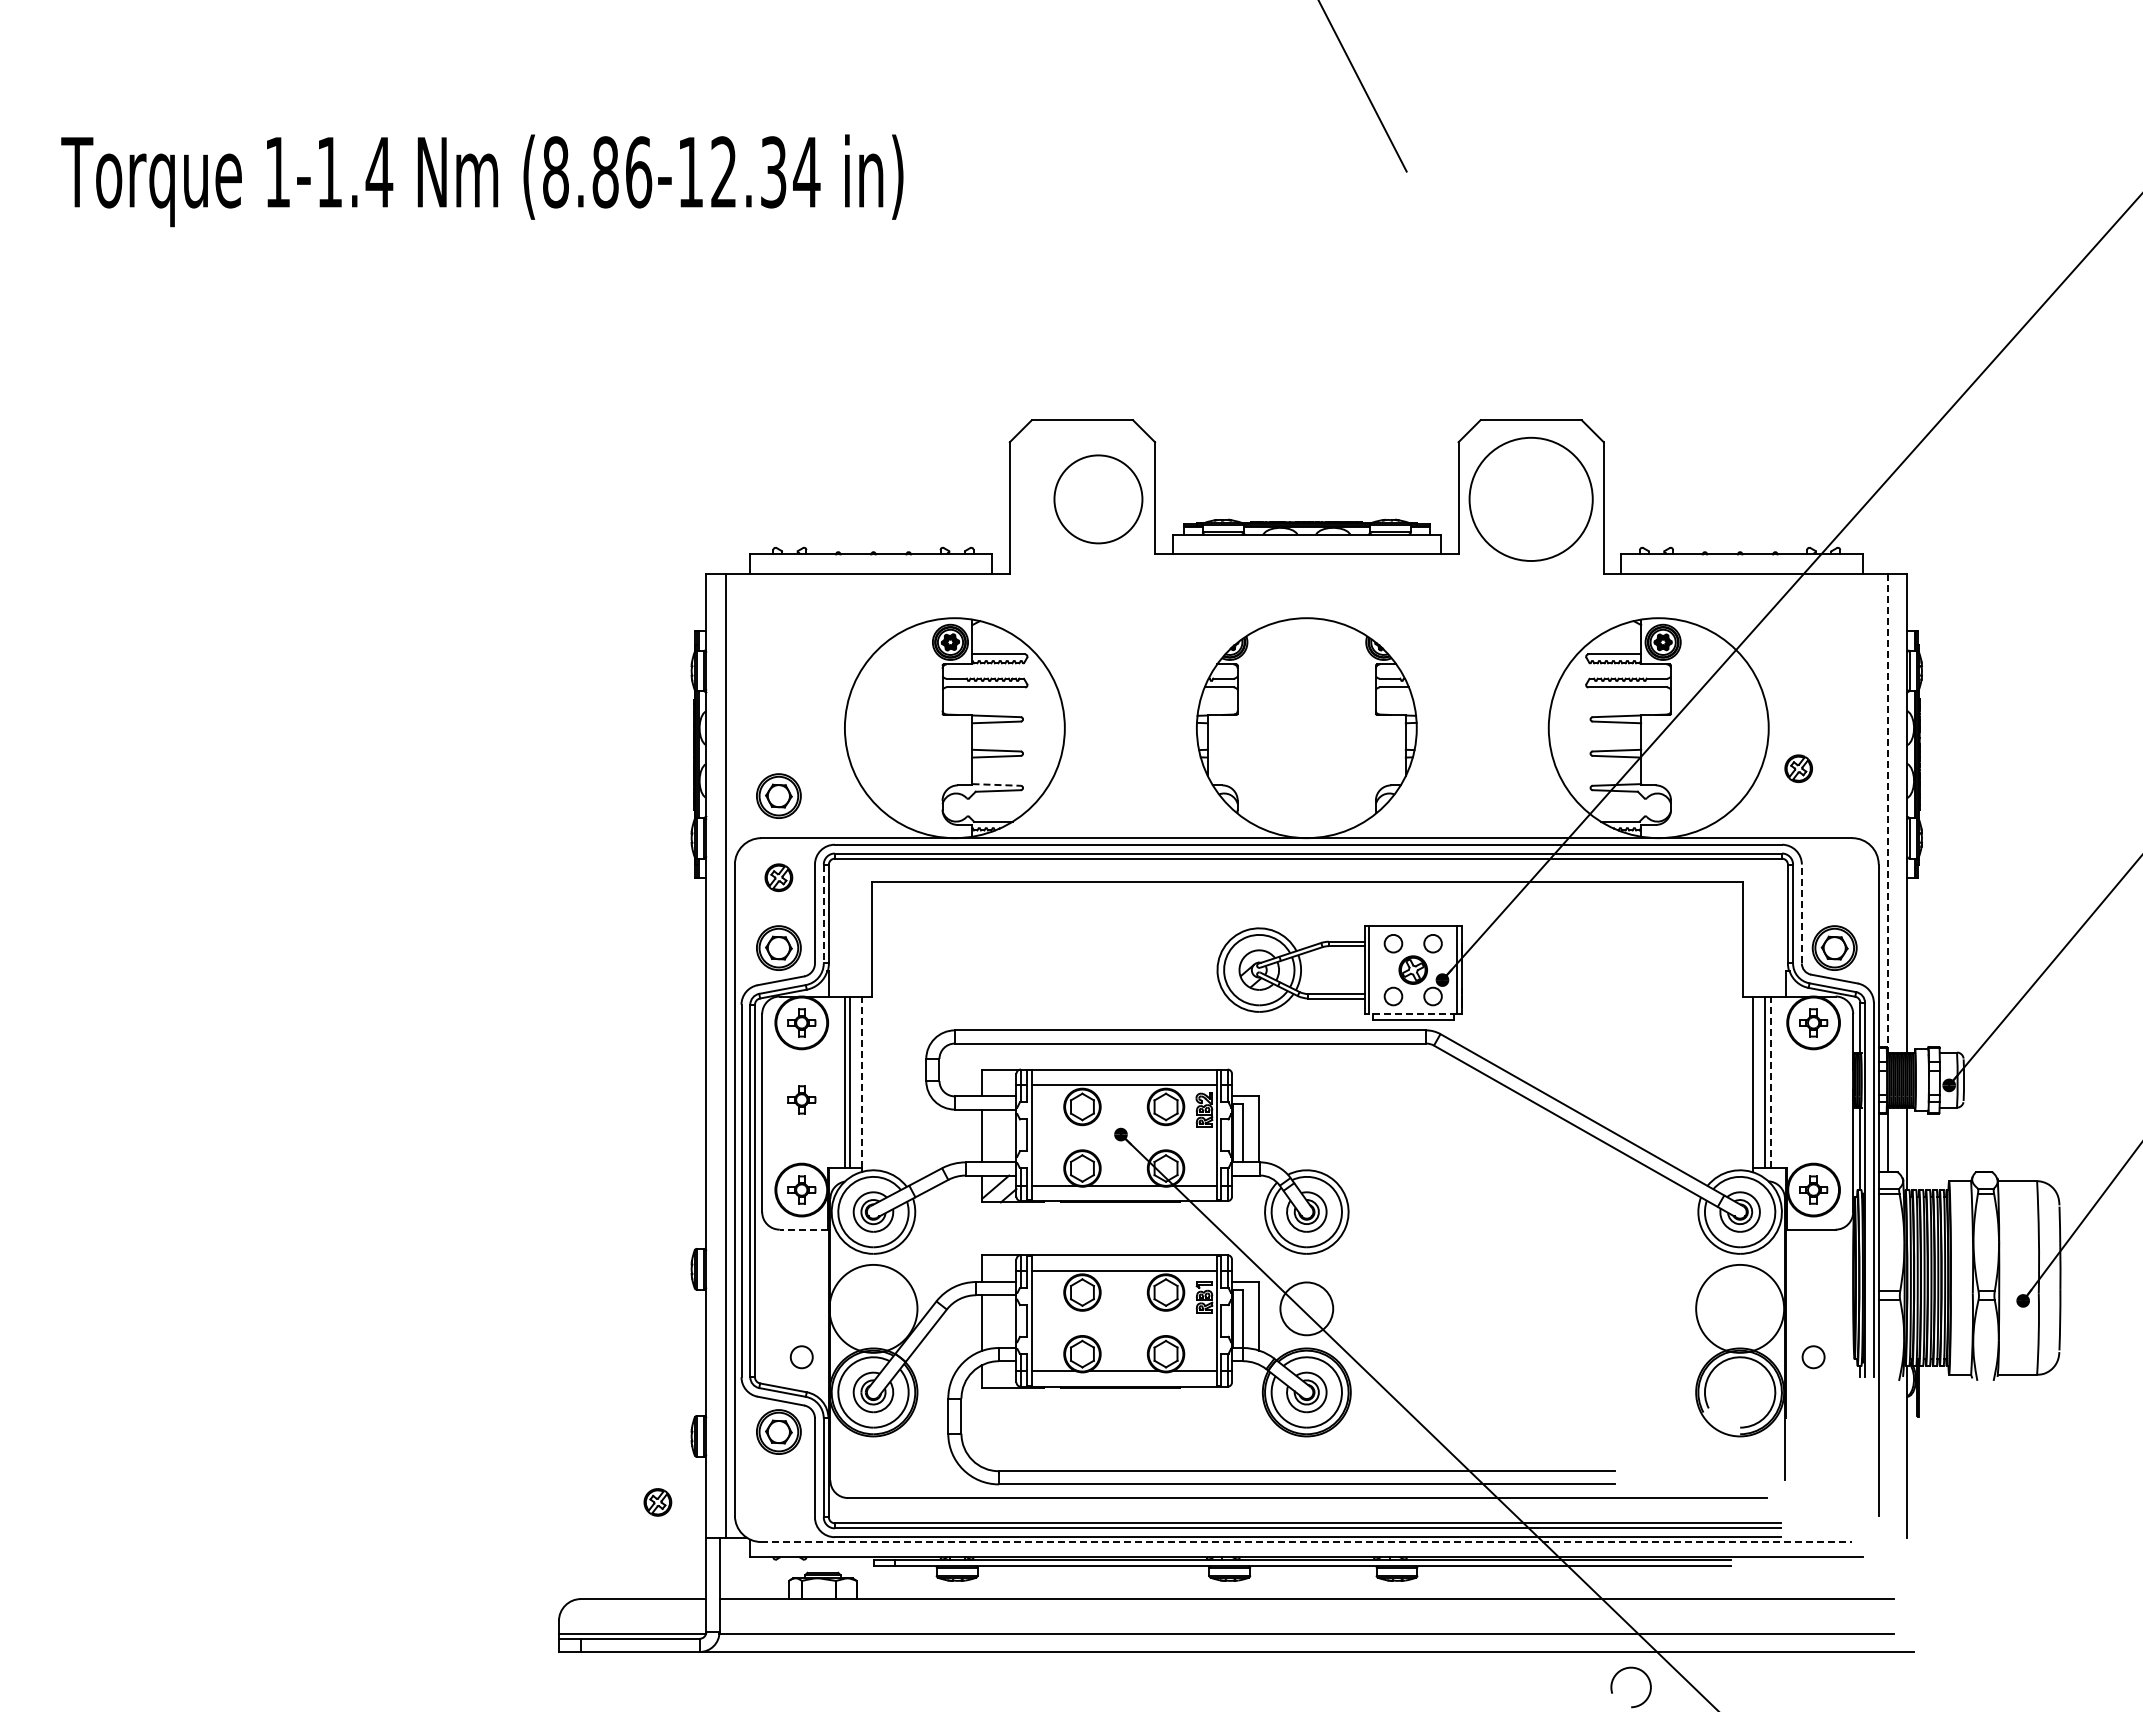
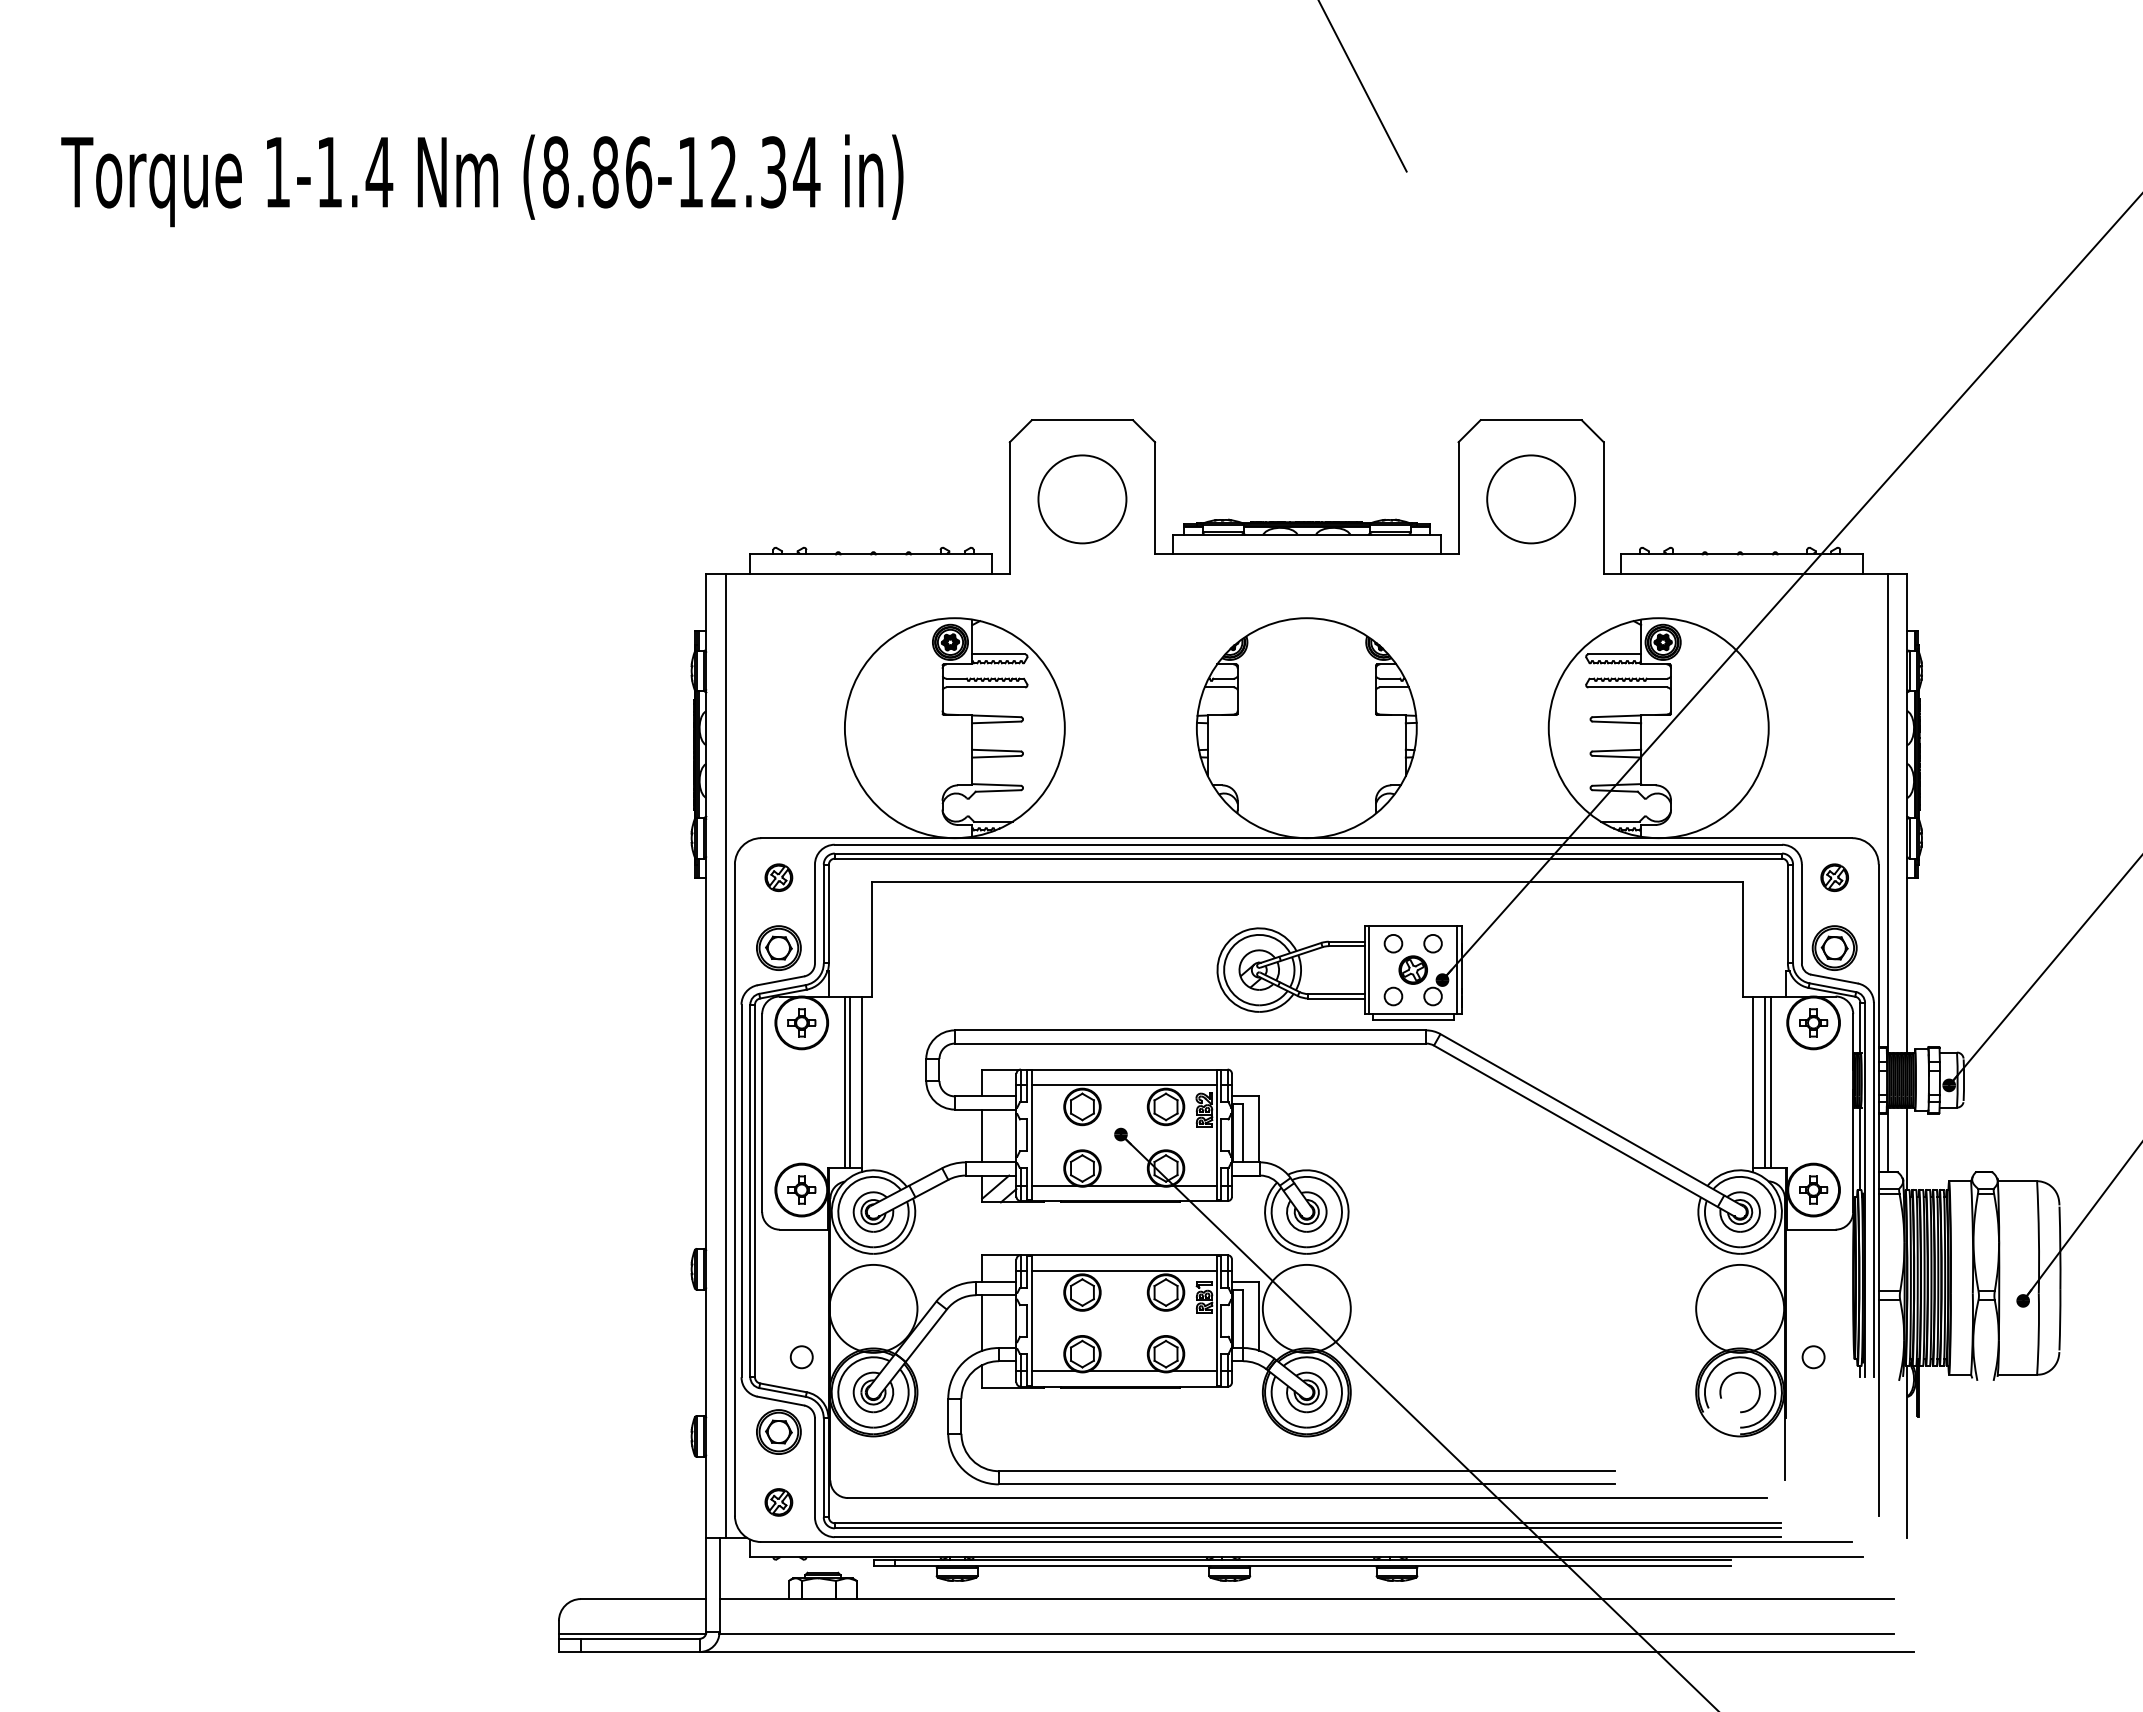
circle position: (1098, 499) -> (1082, 499) (1082, 499)
circle diameter: 123 px -> 88 px (1531, 499)
part position: (1798, 768) -> (1834, 877) (1834, 877)
line: dashed -> solid (997, 784)
part: present -> none (778, 795)
line: dashed -> solid (1887, 814)
line: dashed -> solid (1801, 913)
line: dashed -> solid (823, 914)
line: dashed -> solid (1413, 1014)
line: dashed -> solid (862, 1082)
line: dashed -> solid (1770, 1082)
part: present -> none (801, 1099)
line: dashed -> solid (803, 1229)
circle diameter: 53 px -> 88 px (1306, 1308)
part position: (657, 1502) -> (778, 1502) (778, 1502)
line: dashed -> solid (1306, 1542)
arc position: (1614, 1679) -> (1723, 1384) (1723, 1384)
